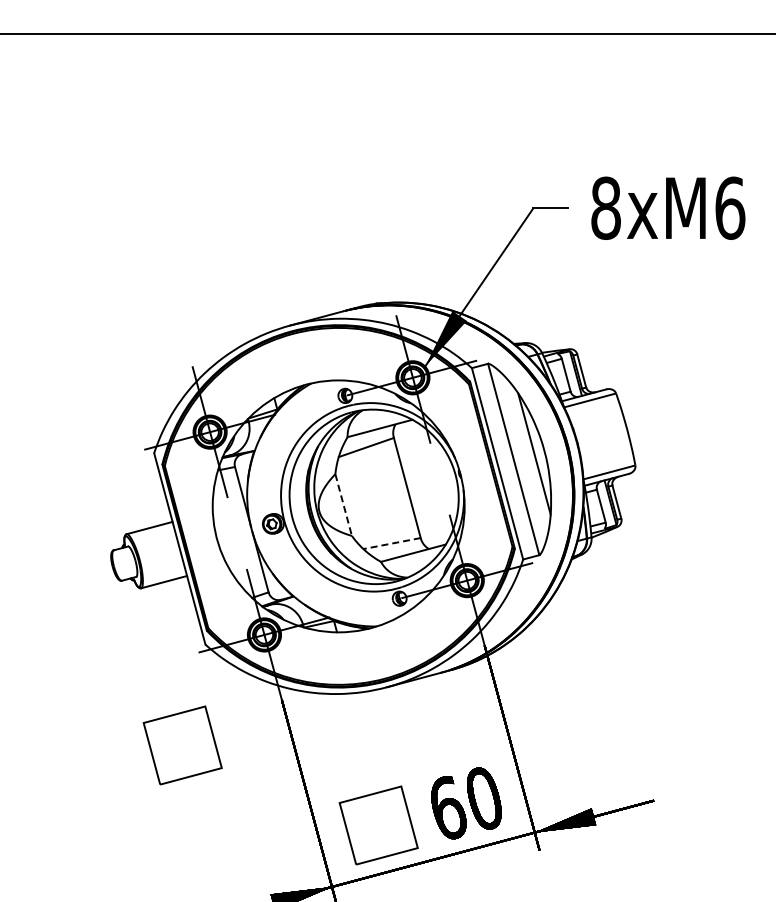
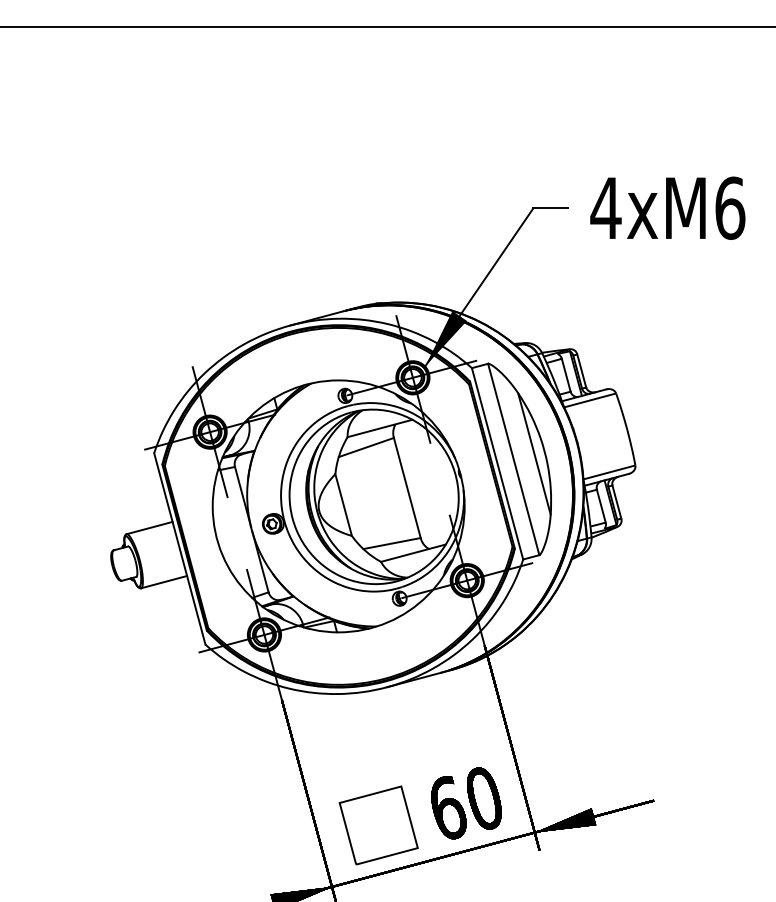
line position: (387, 34) -> (387, 27) (387, 27)
text: 8xM6 -> 4xM6 (605, 207)
line: dashed -> solid (343, 505)
line: dashed -> solid (391, 543)
part: present -> none (182, 745)
